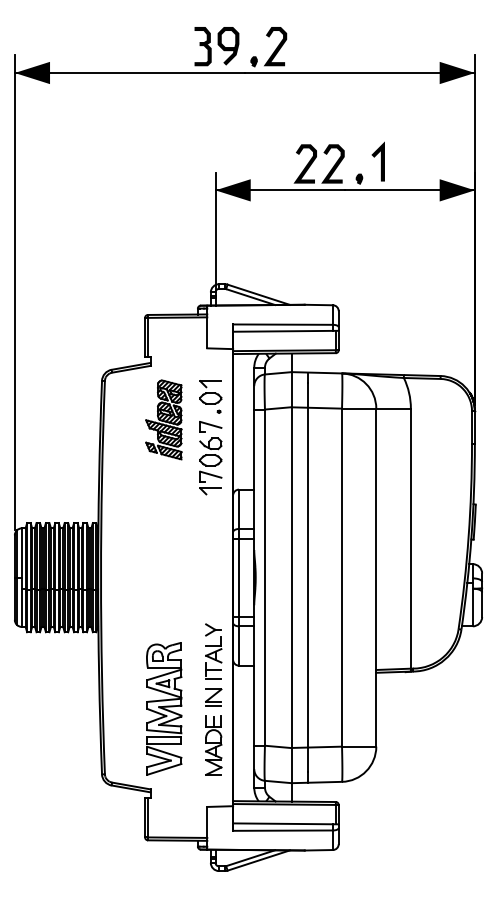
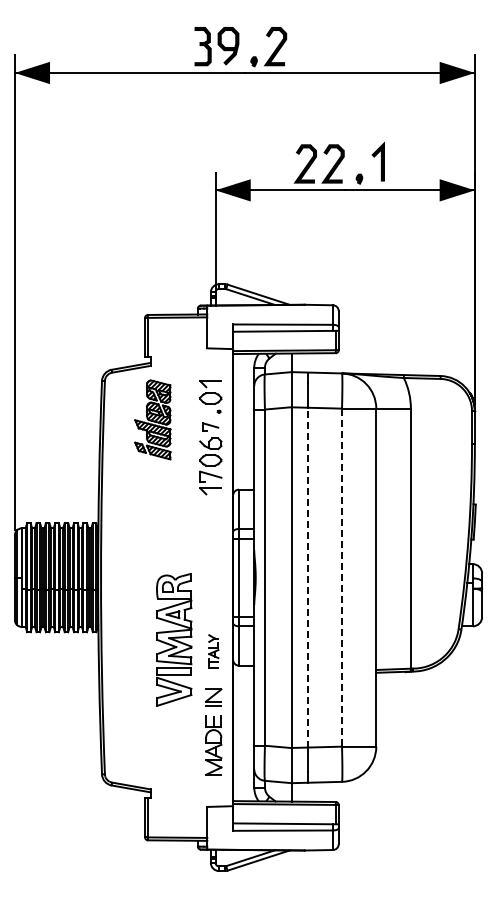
part position: (163, 419) -> (152, 419) (152, 419)
part size: 24x12 px -> 18x10 px (210, 426)
line: solid -> dashed (308, 577)
line: solid -> dashed (342, 578)
part size: 18x57 px -> 12x35 px (213, 651)
part position: (164, 708) -> (174, 639) (174, 639)
